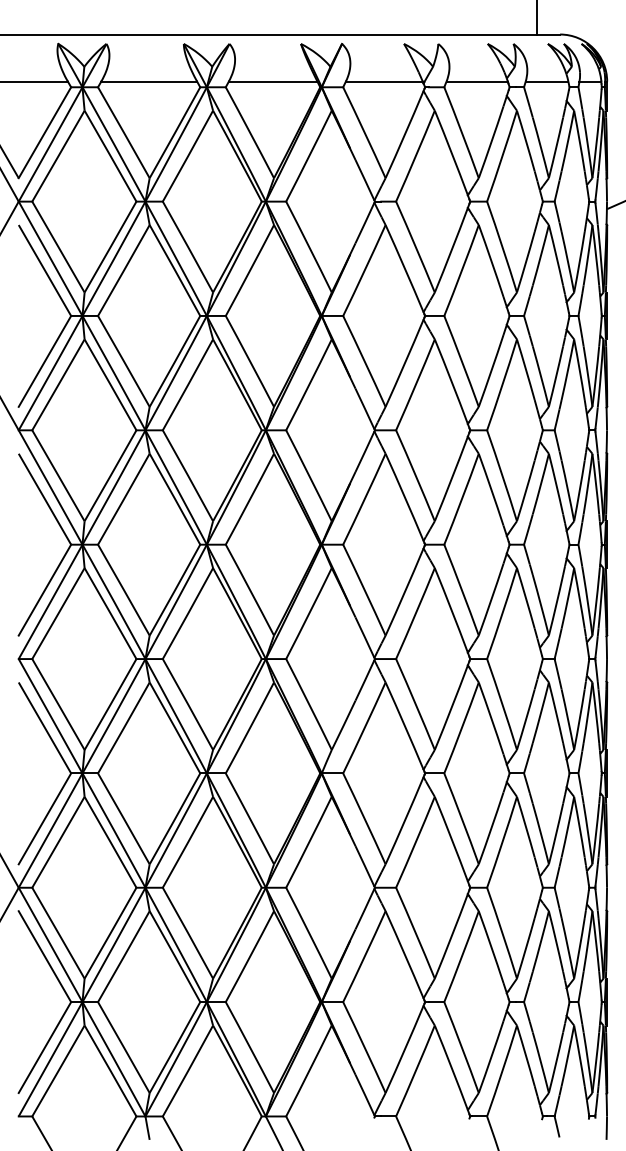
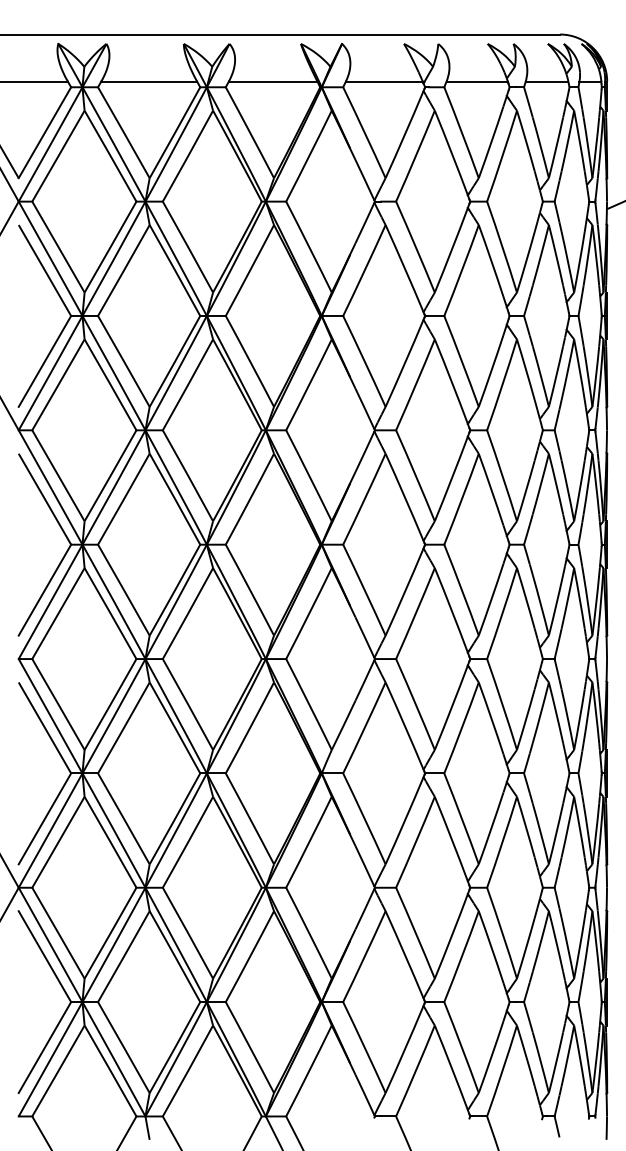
line: present -> none (536, 18)
